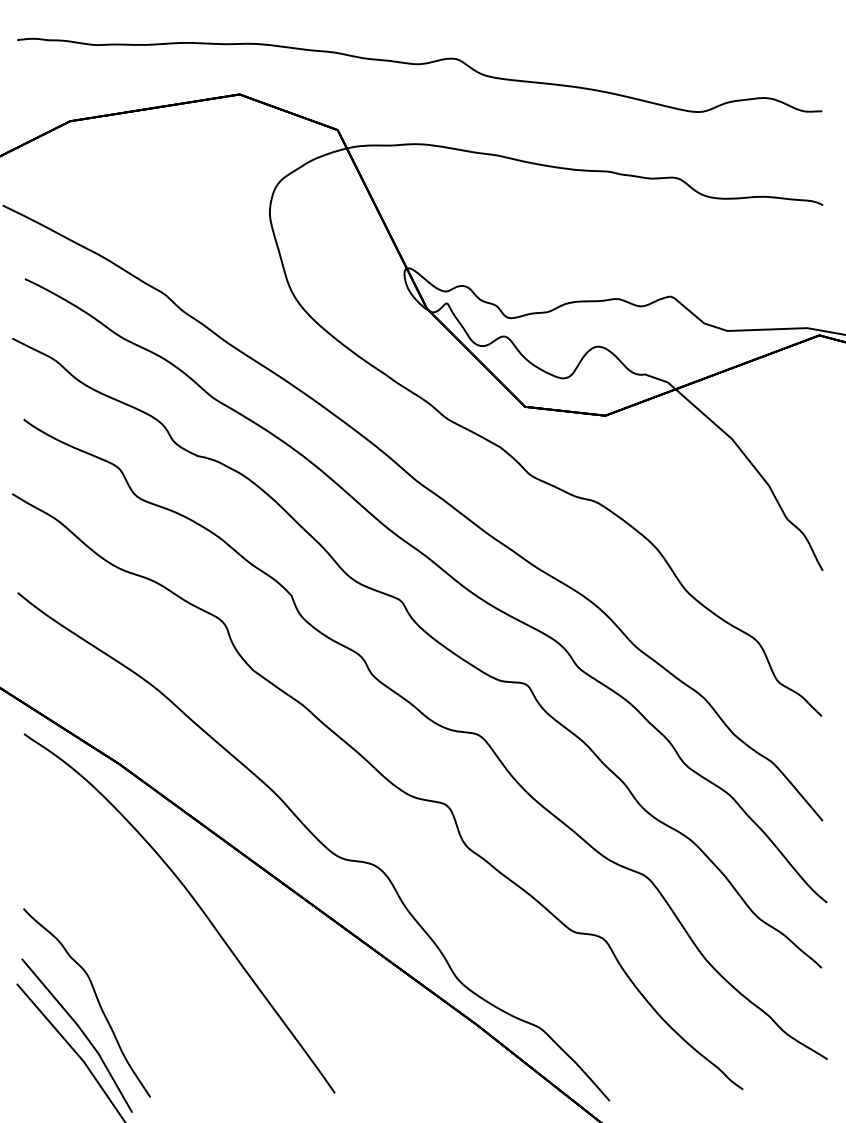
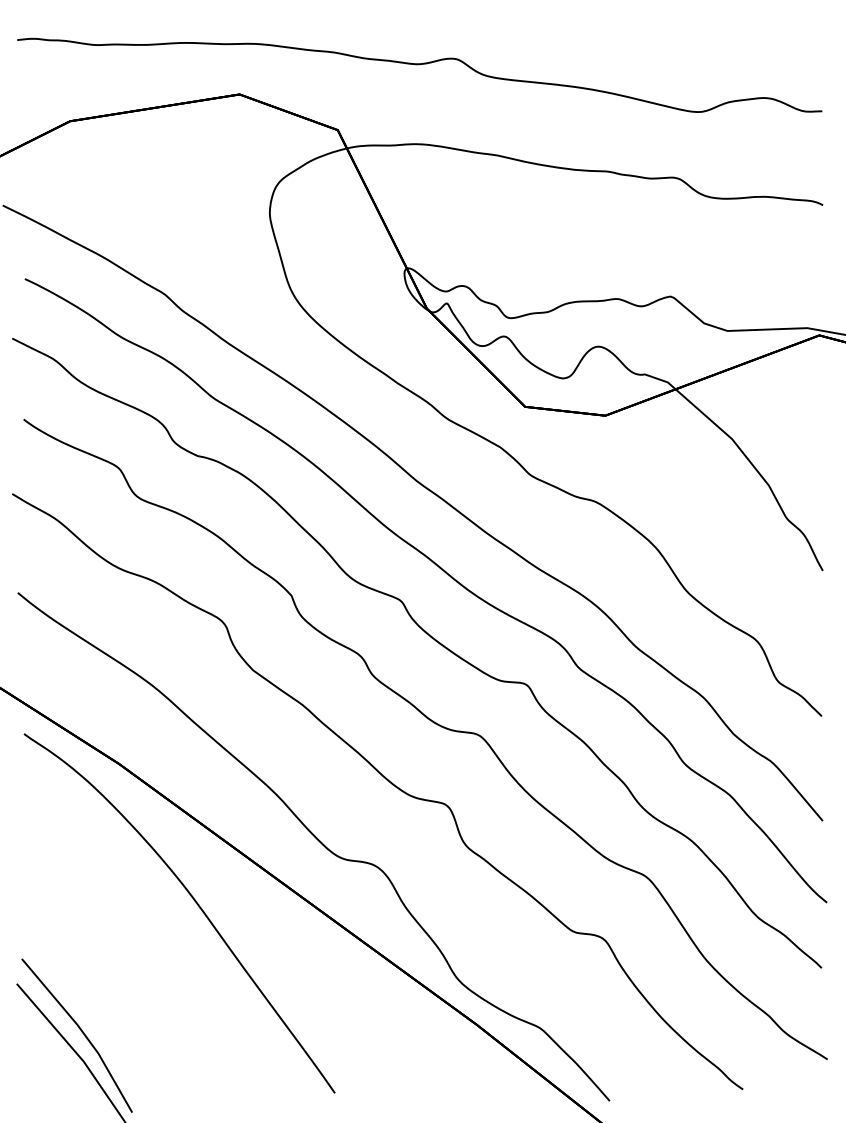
curve: present -> none (96, 999)
